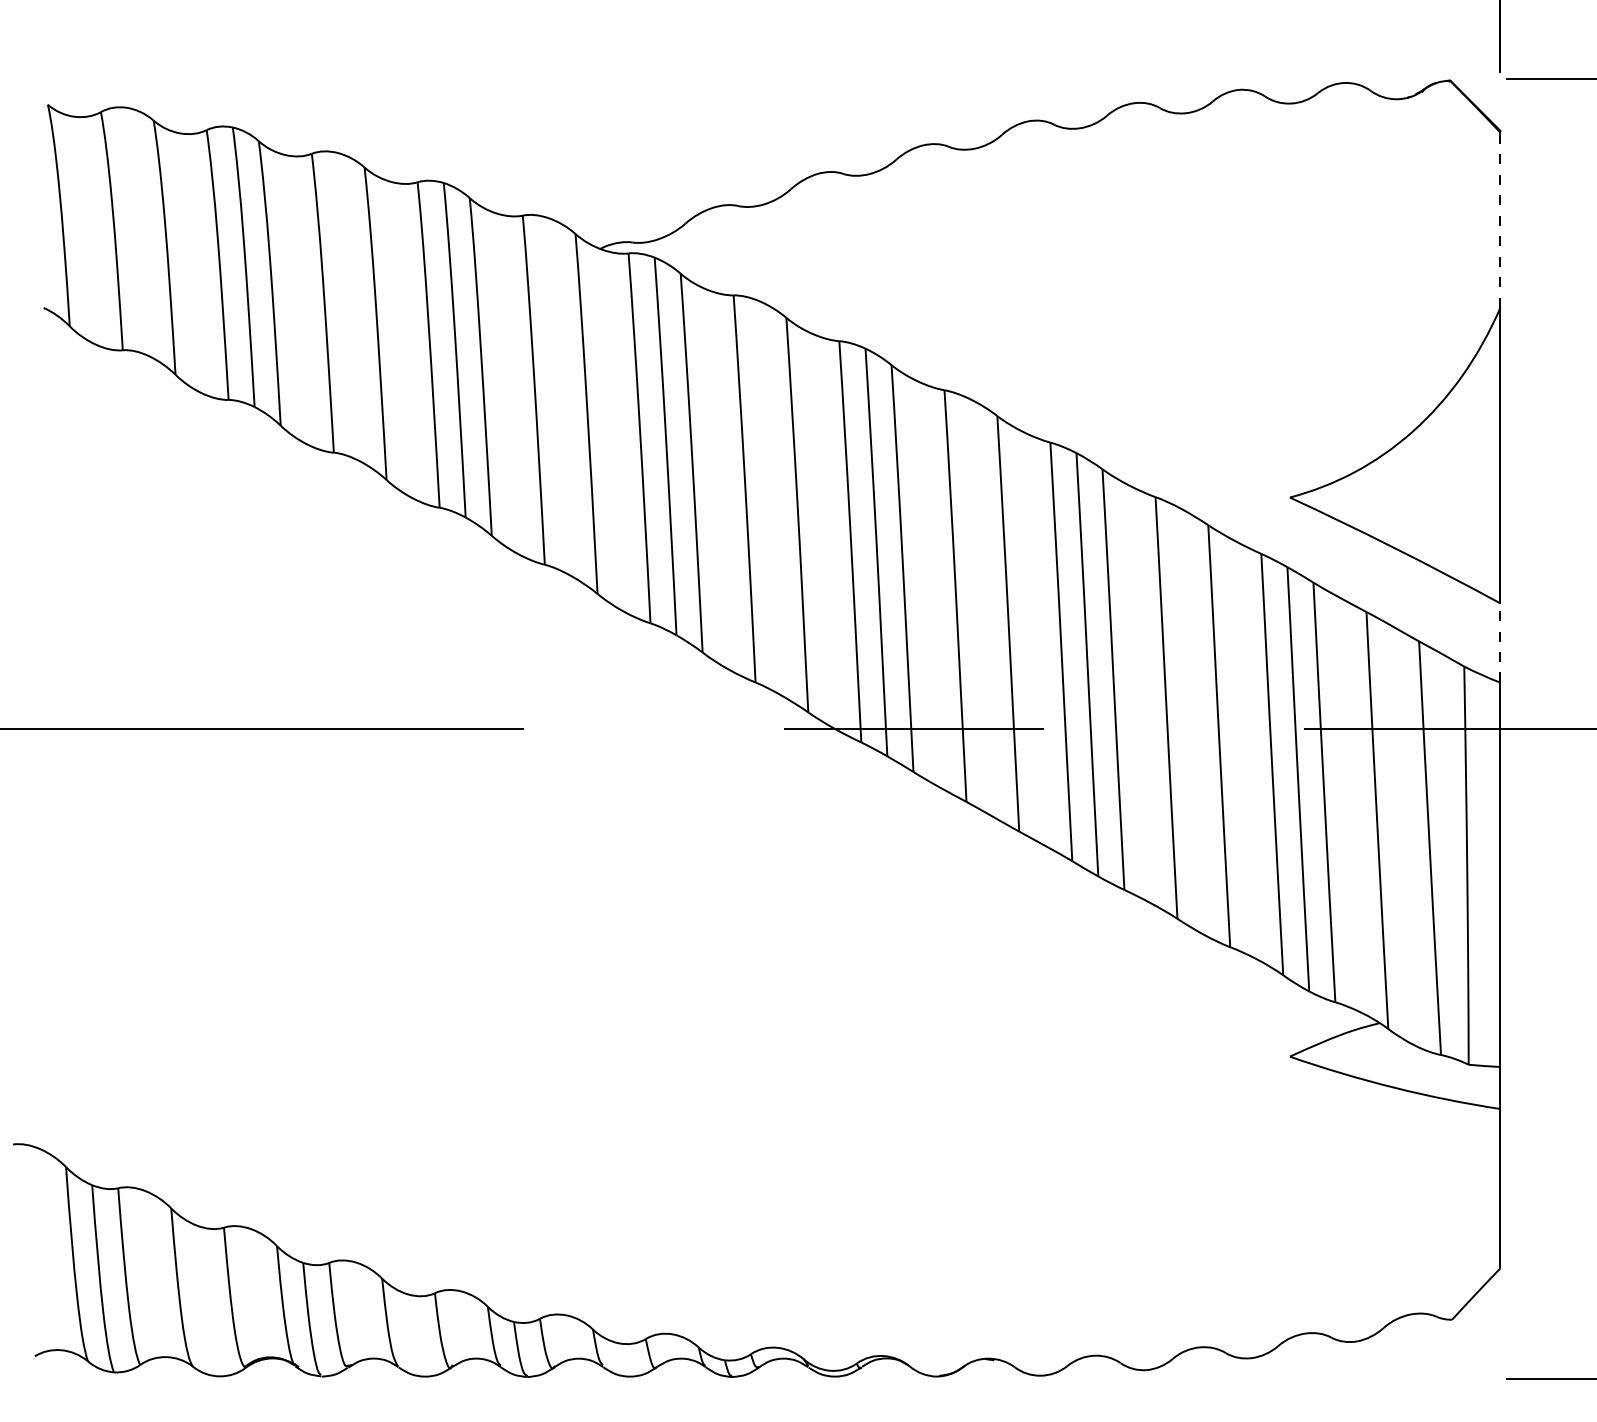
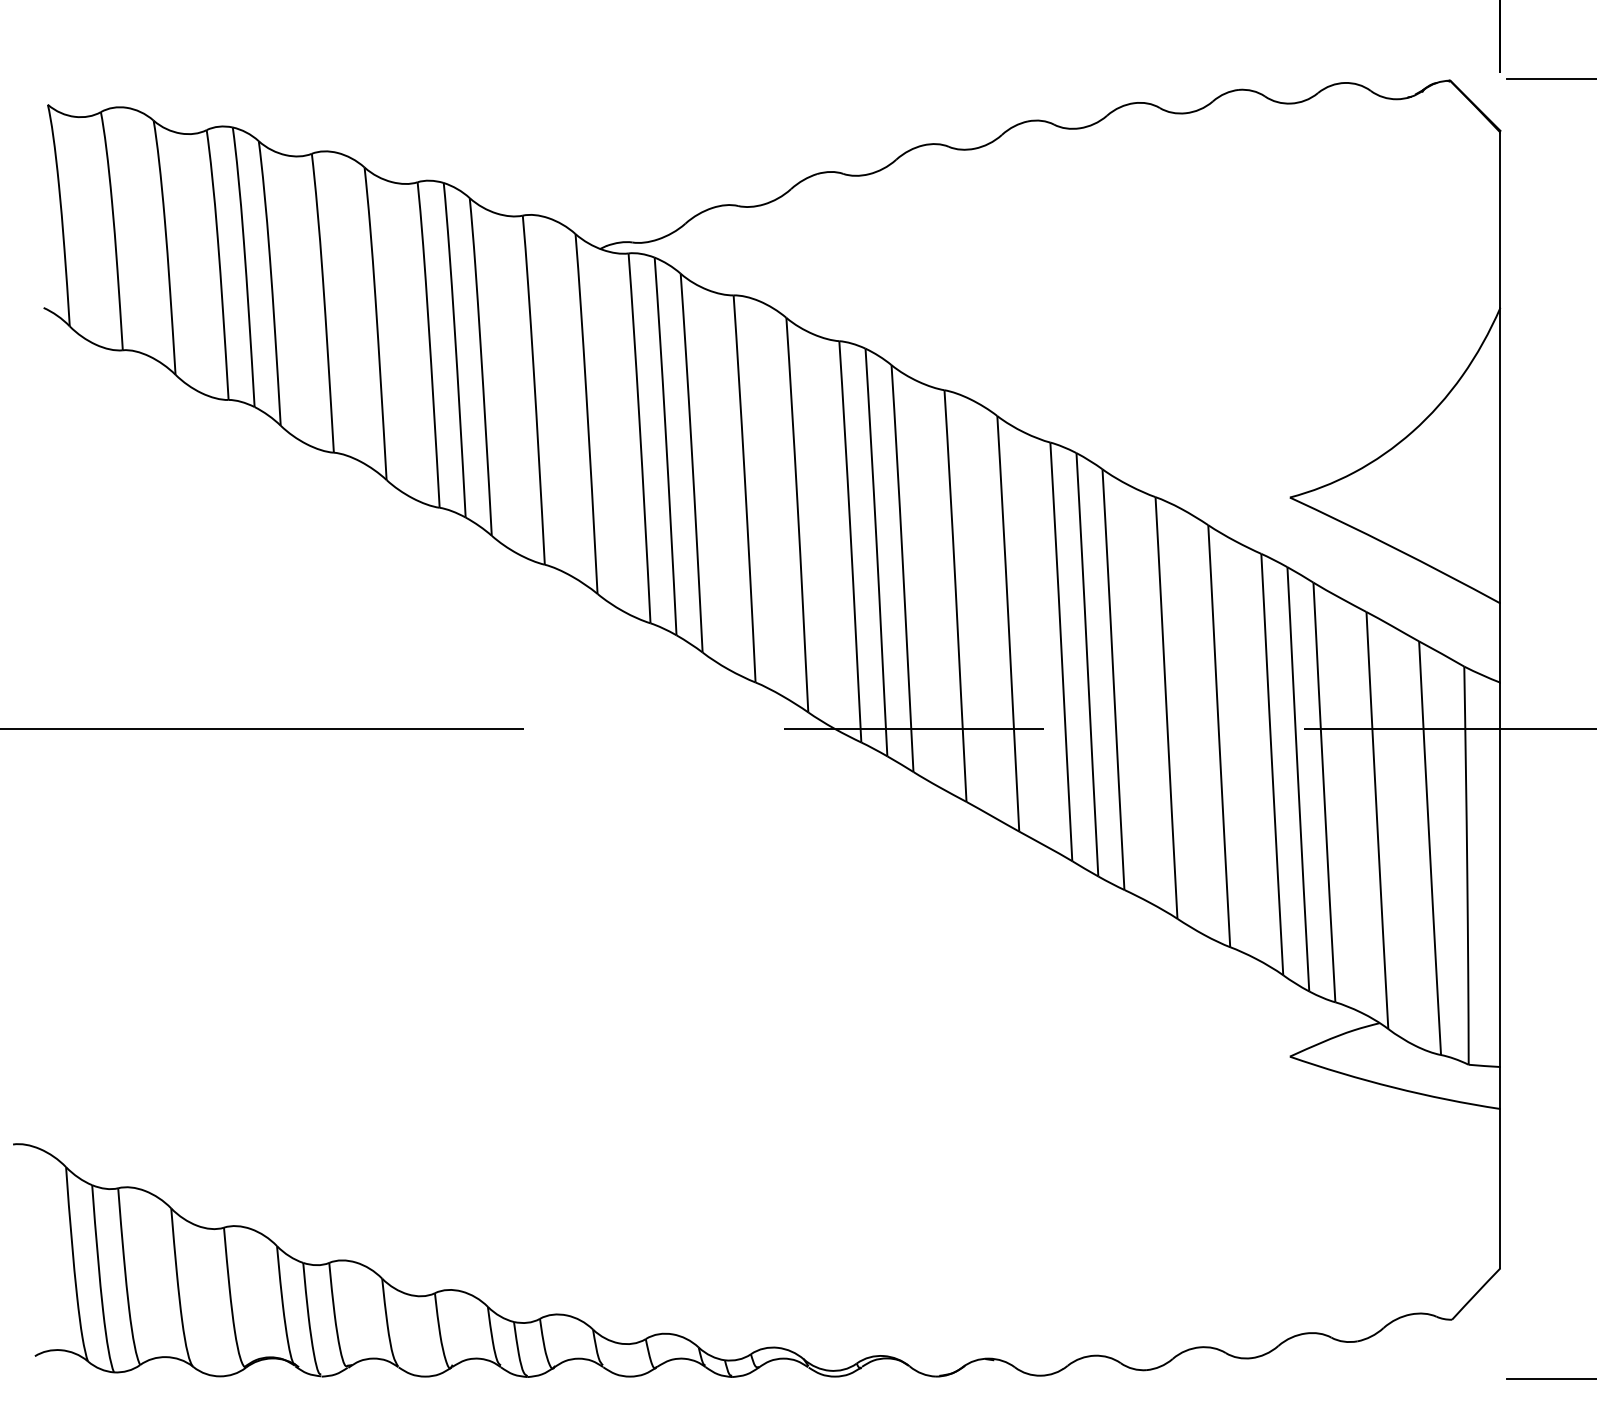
line: dashed -> solid (1500, 220)
line: dashed -> solid (1500, 643)
